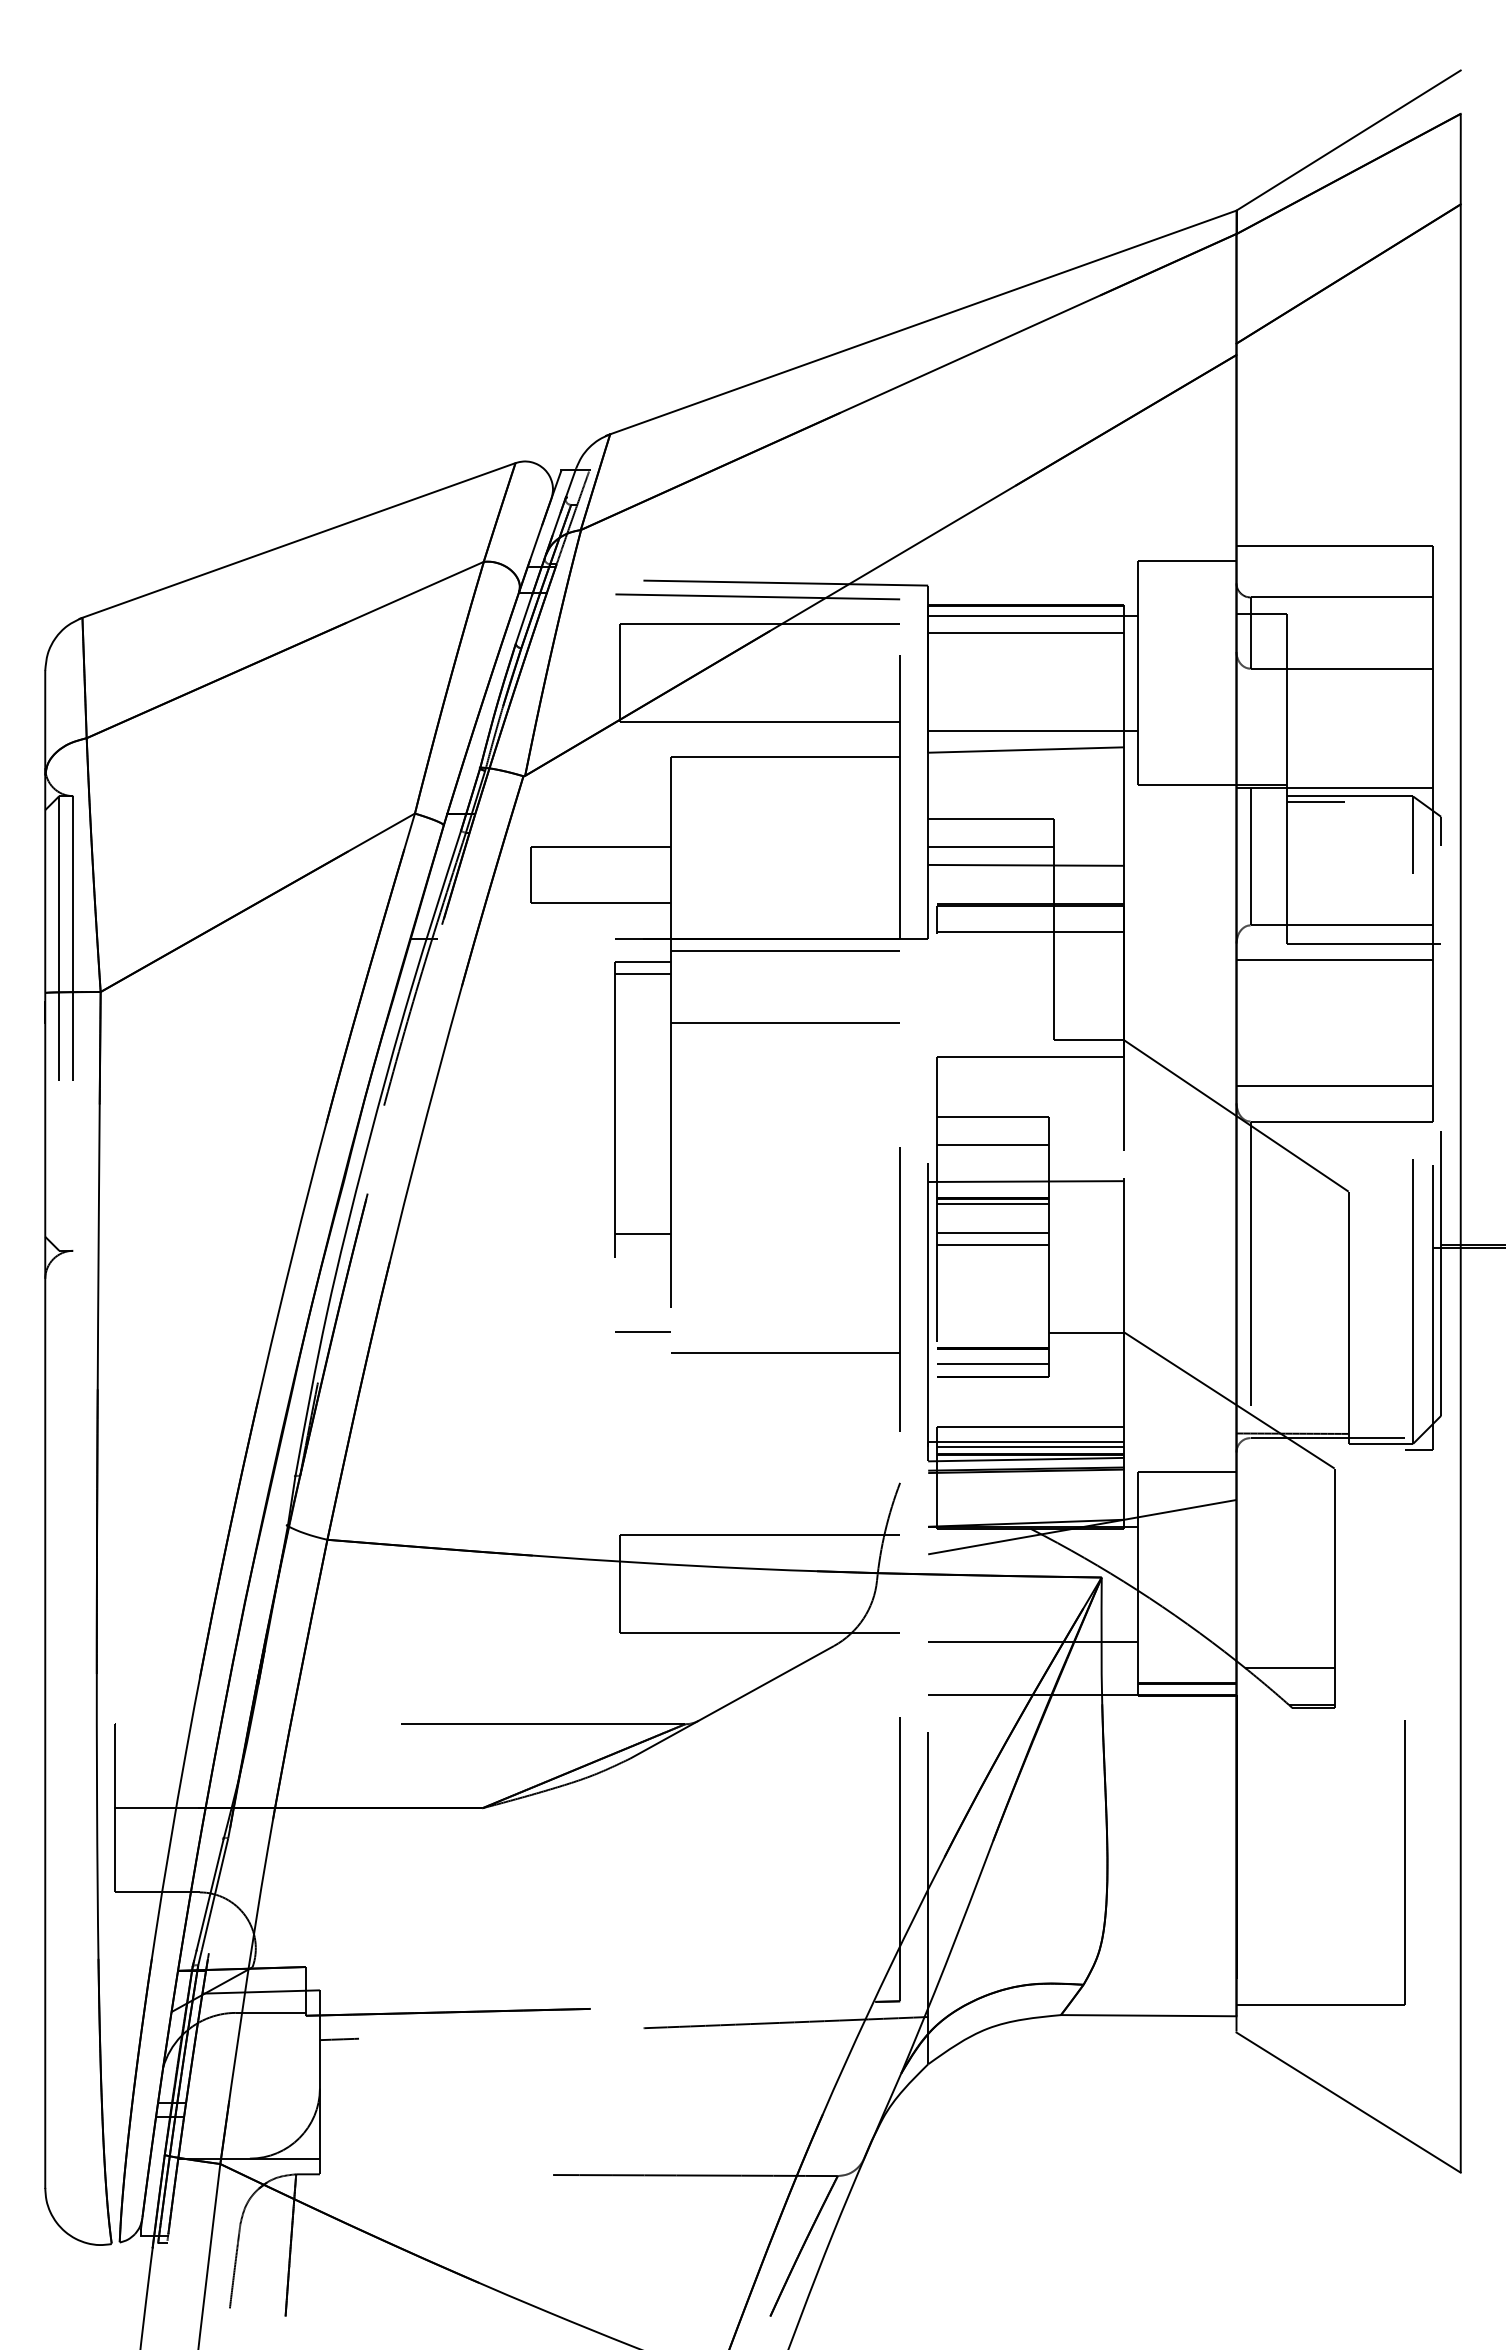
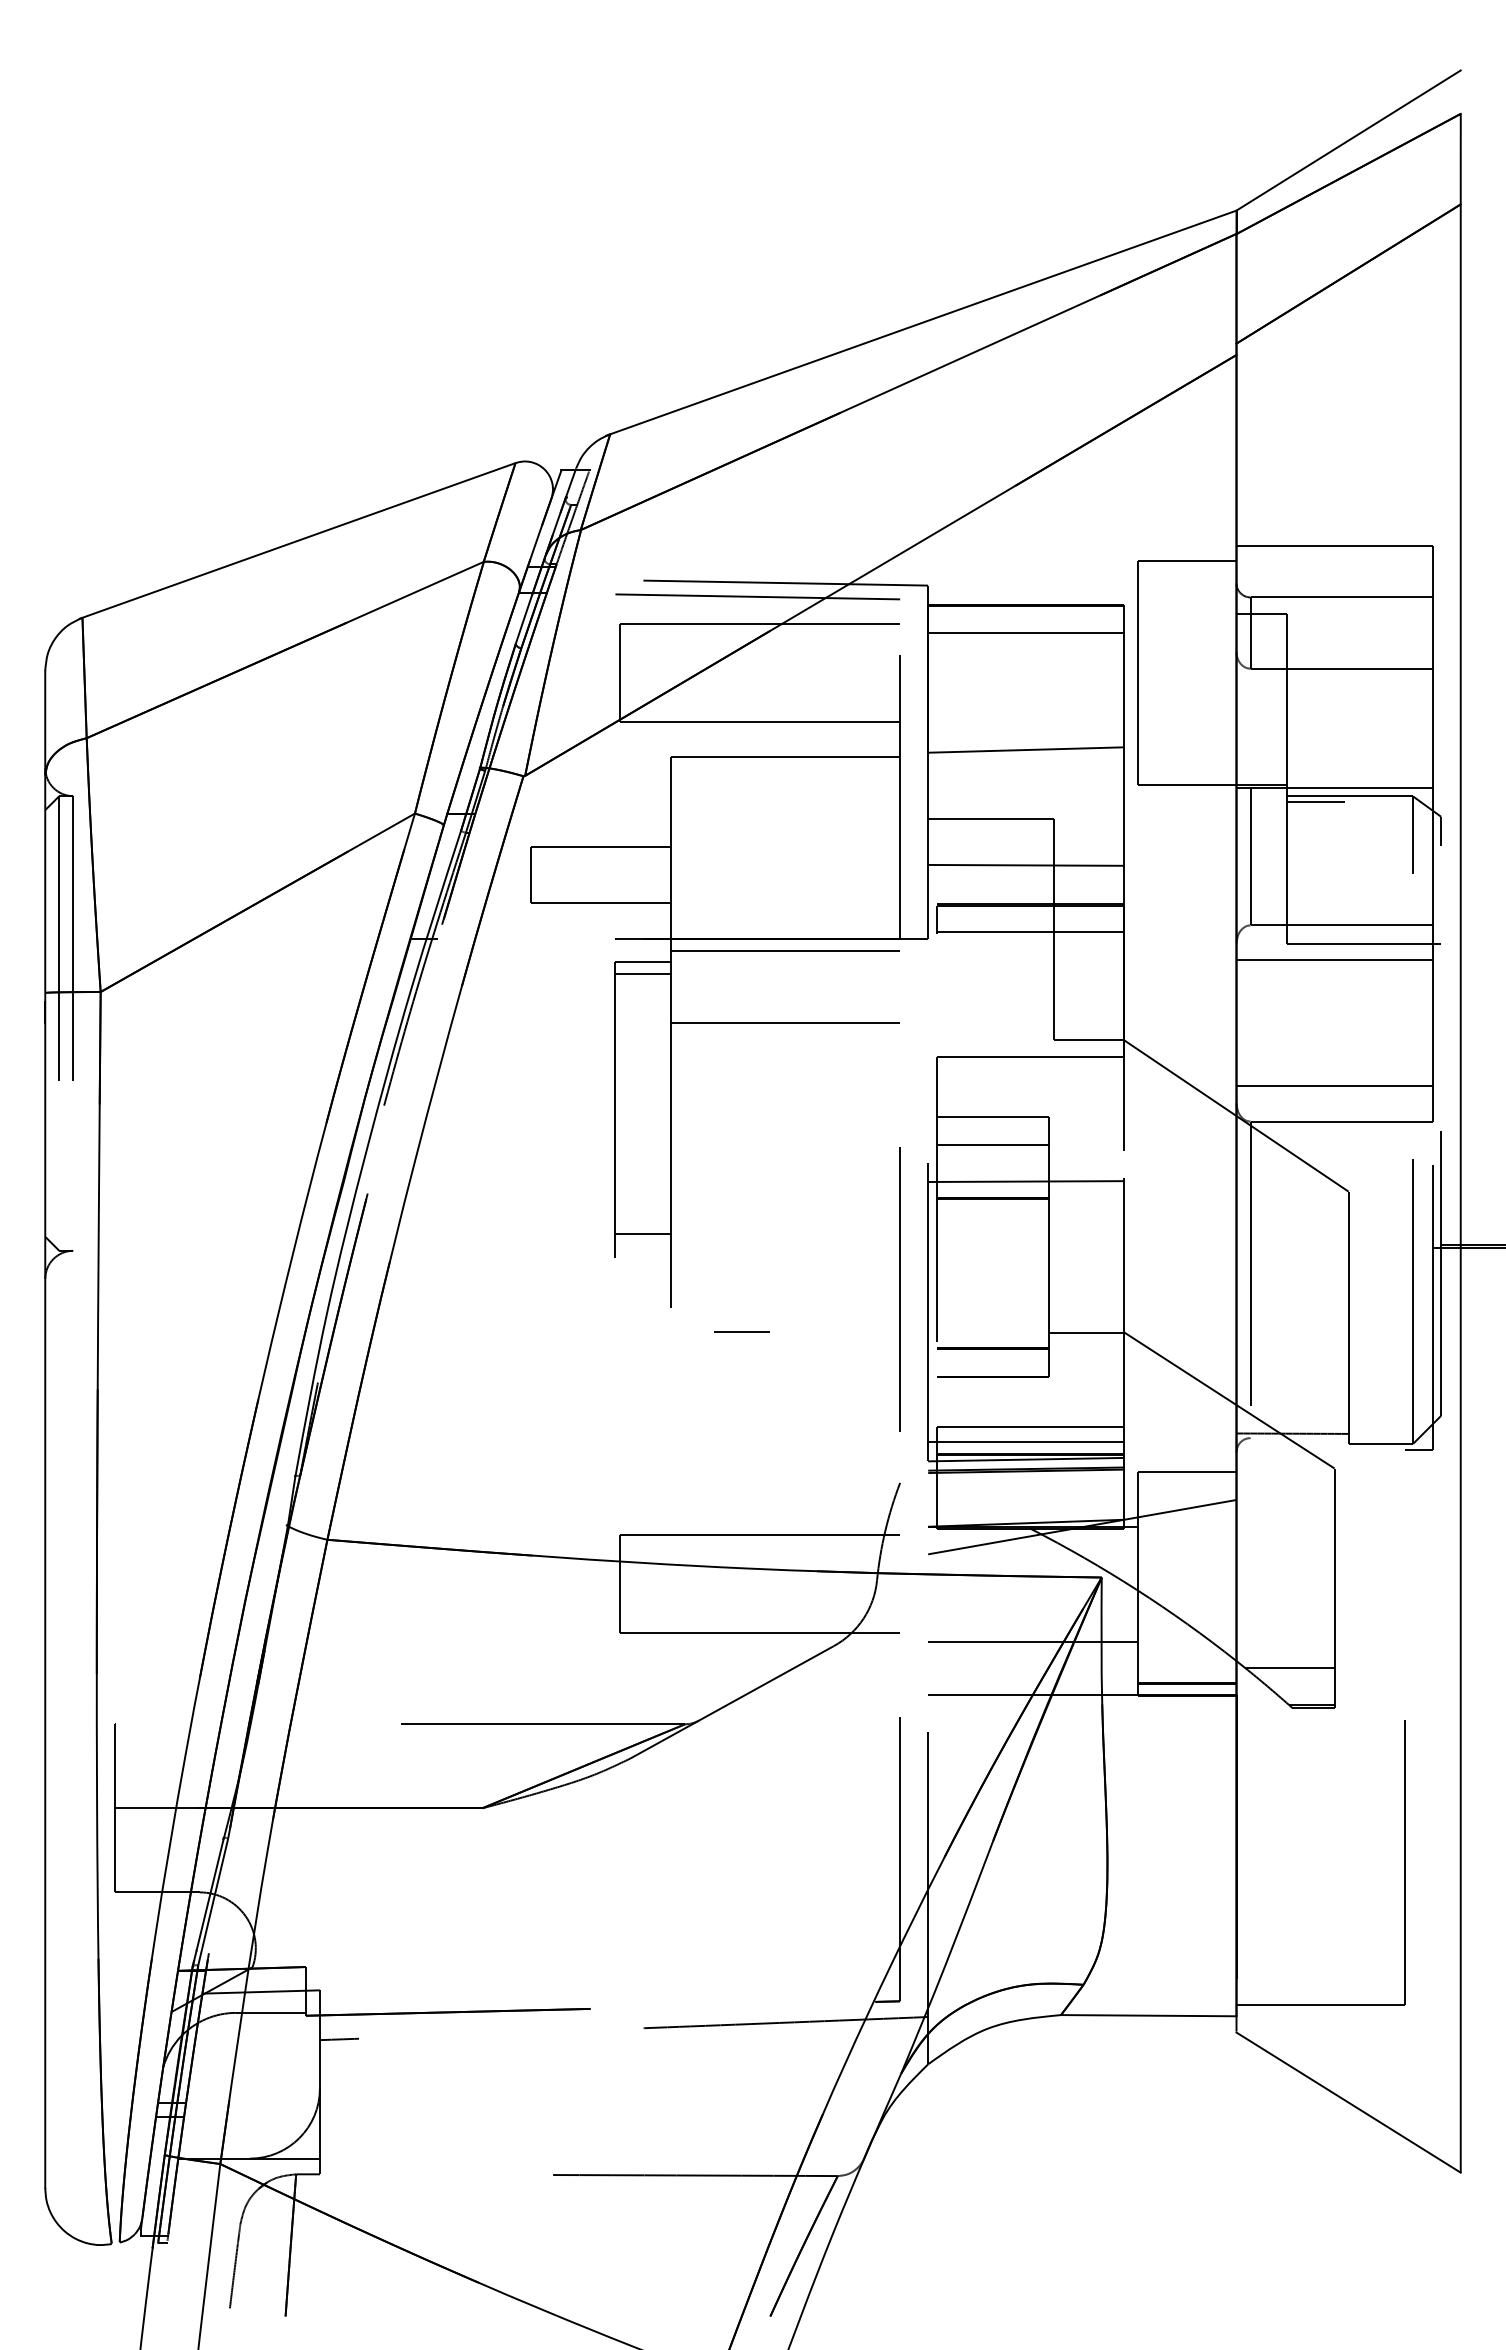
line: present -> none (1033, 615)
line: present -> none (1033, 730)
line: present -> none (991, 847)
line: present -> none (992, 1203)
line: present -> none (992, 1232)
line: present -> none (992, 1244)
line position: (642, 1331) -> (741, 1331) (741, 1331)
line: present -> none (785, 1352)
line: present -> none (992, 1364)
line: present -> none (1327, 1438)
line: present -> none (1030, 1447)
